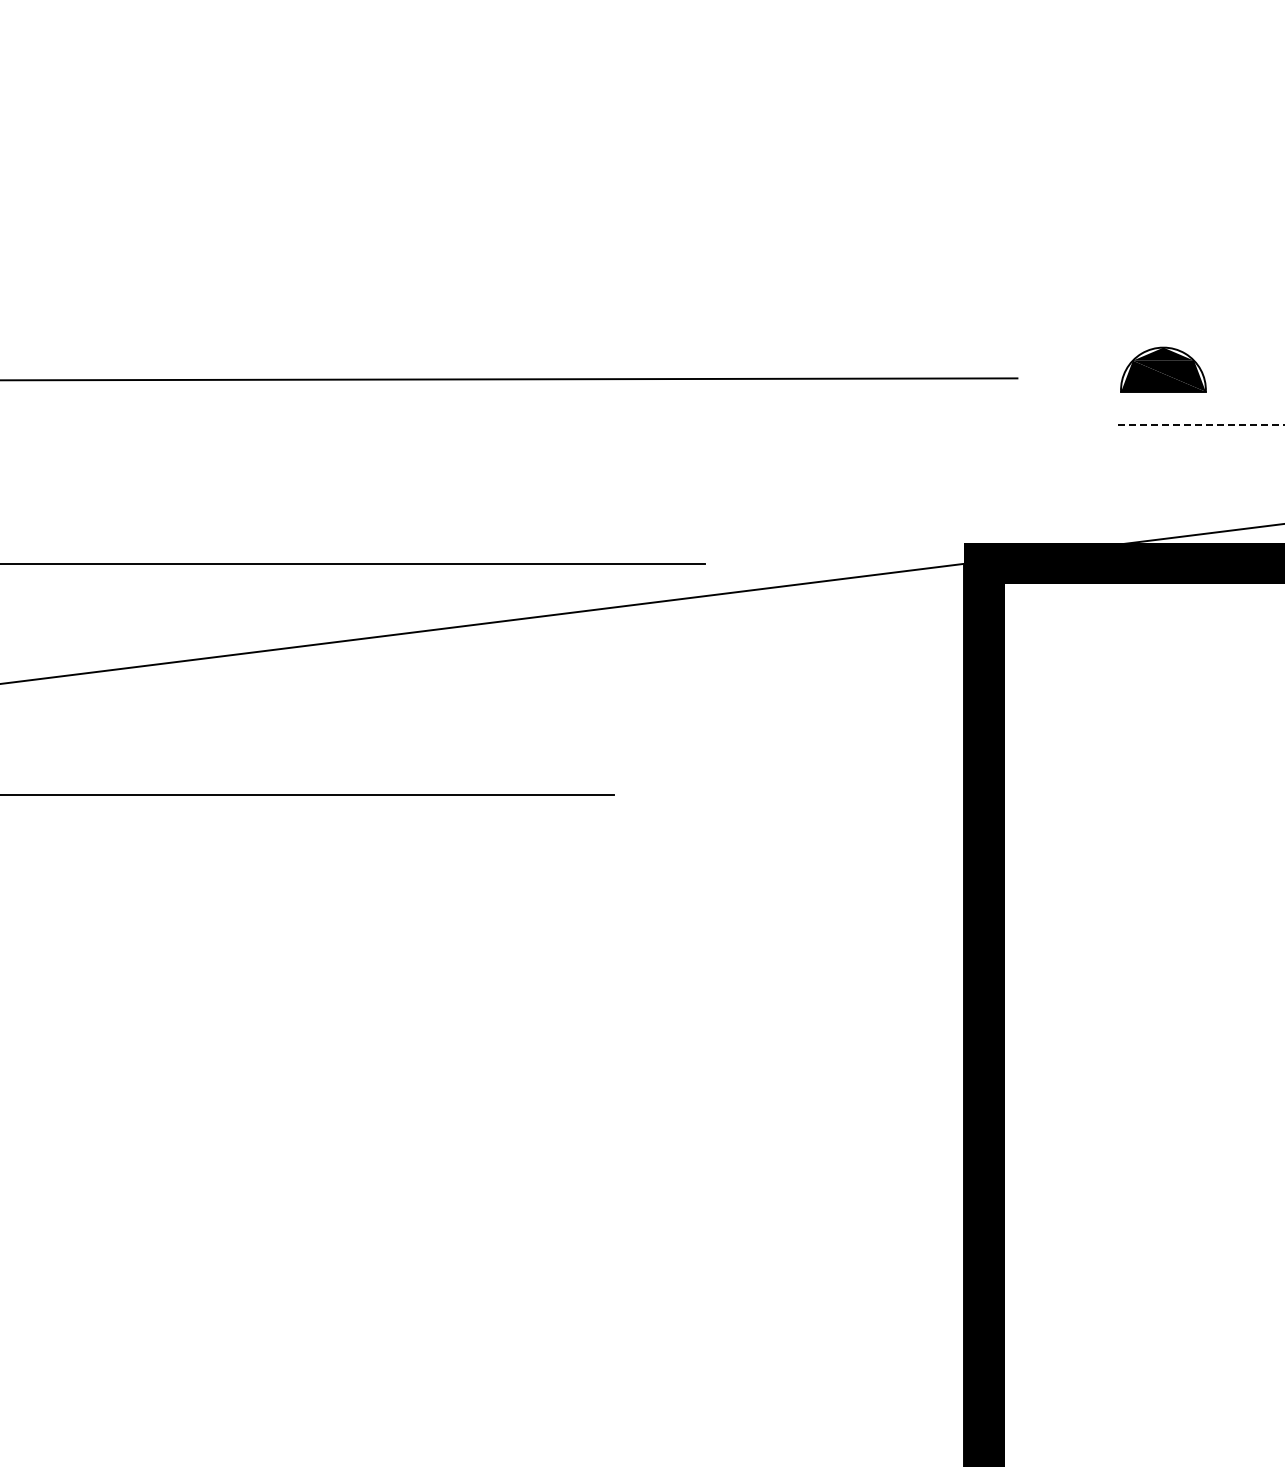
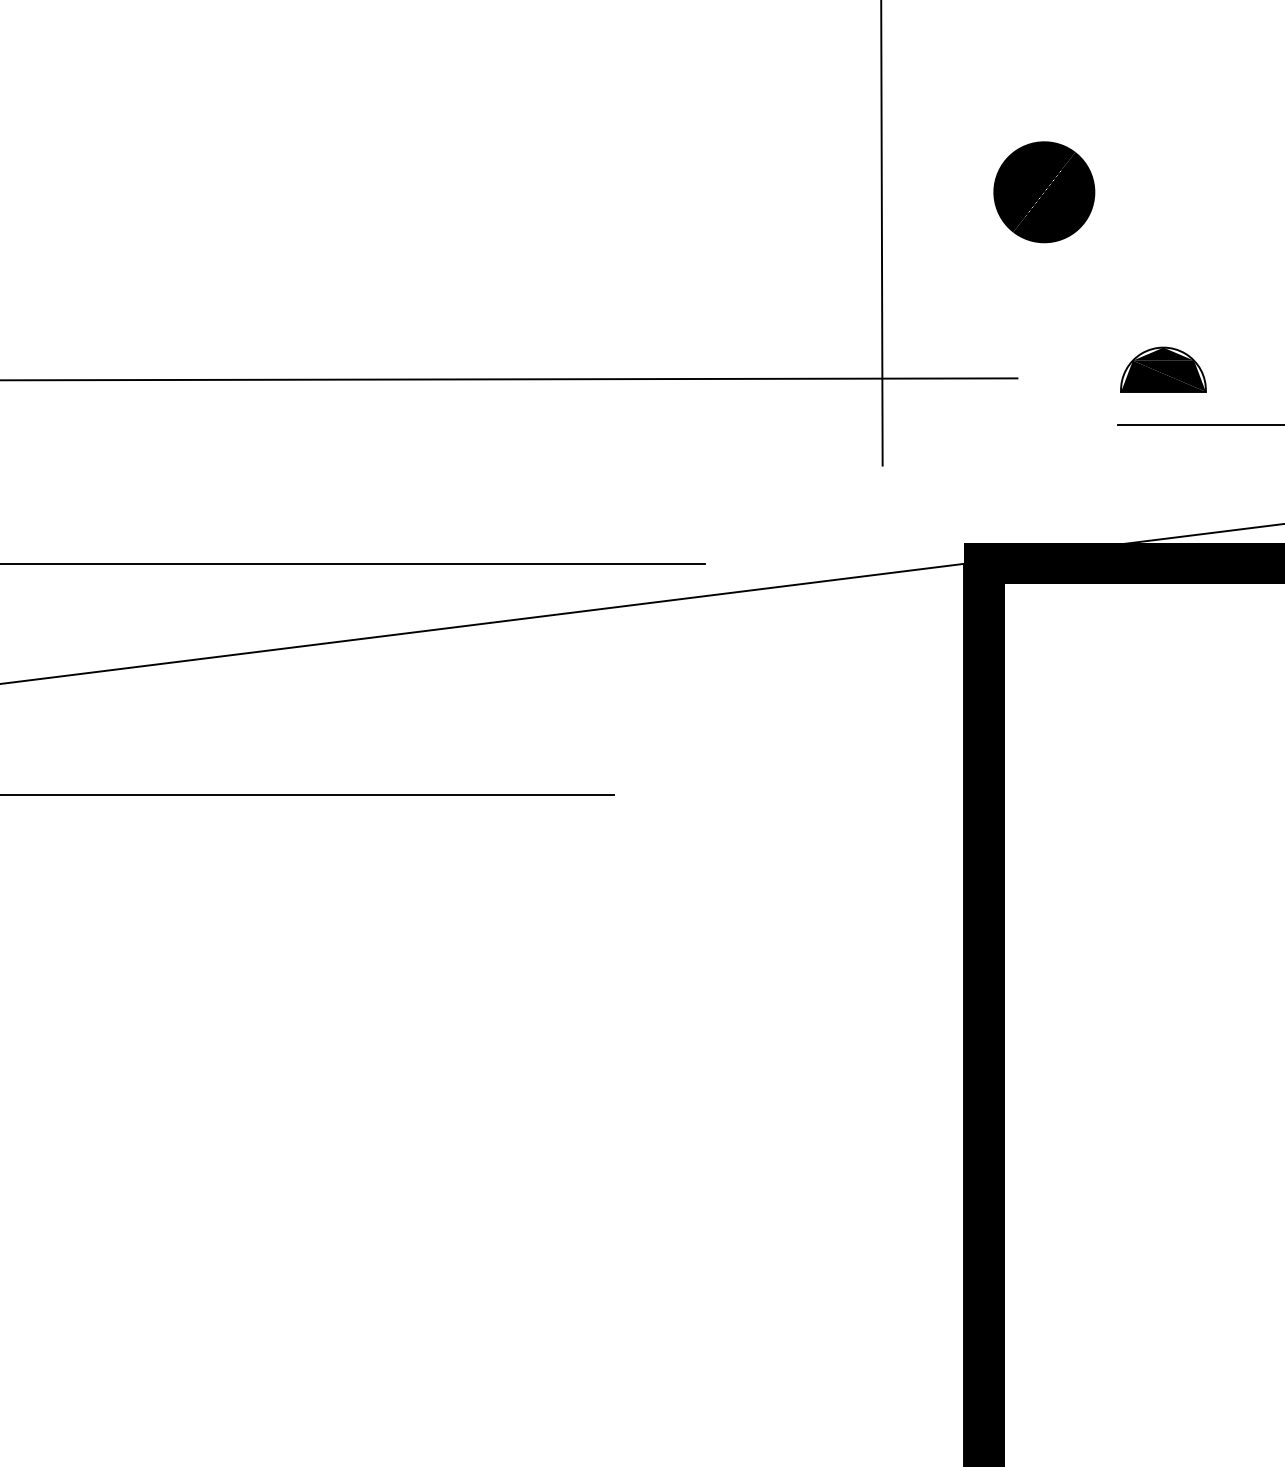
part: none -> present (1044, 192)
line: none -> present (881, 233)
line: dashed -> solid (1201, 424)
